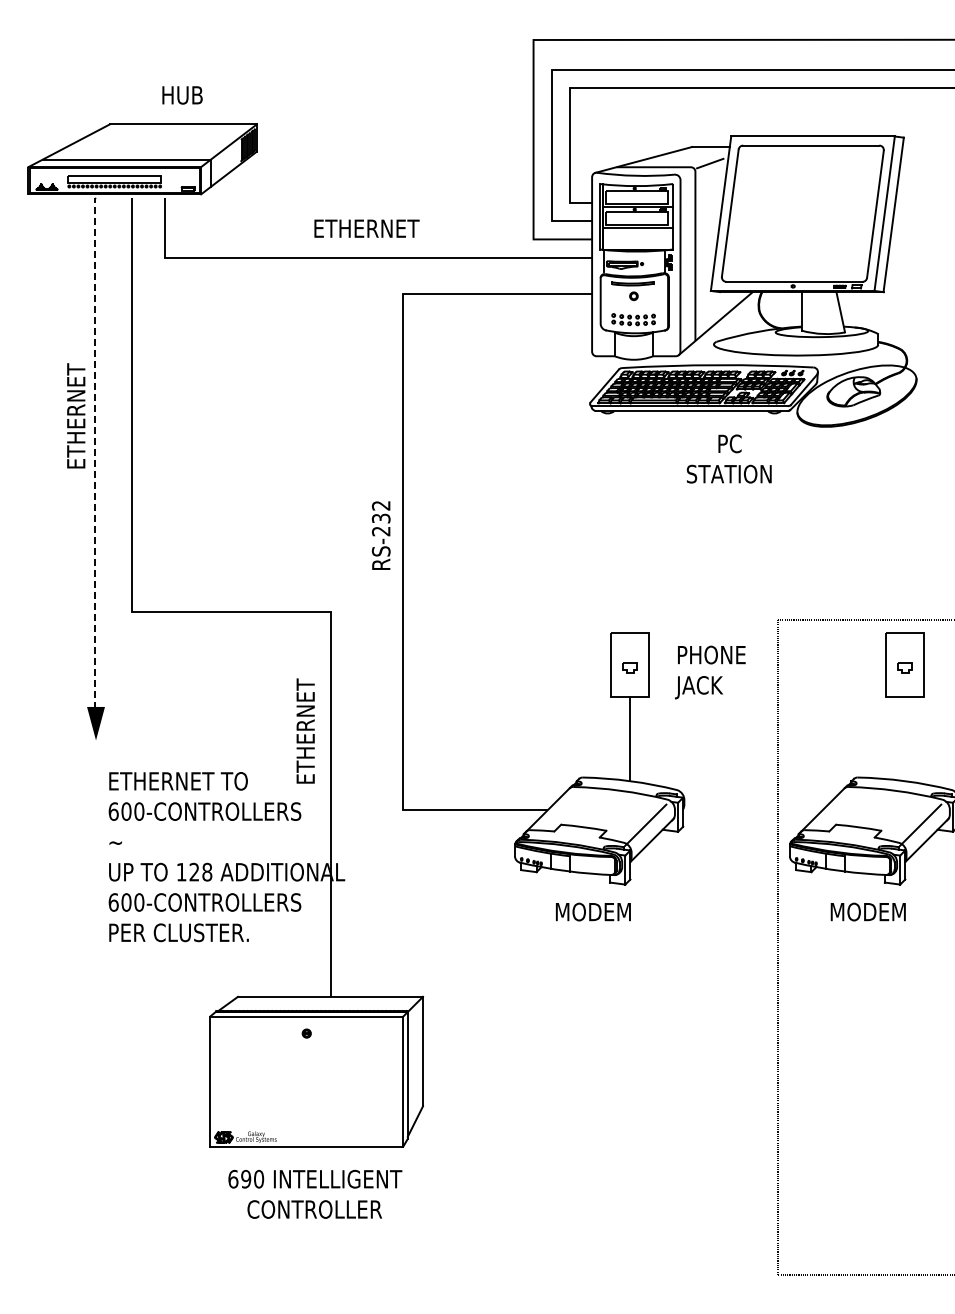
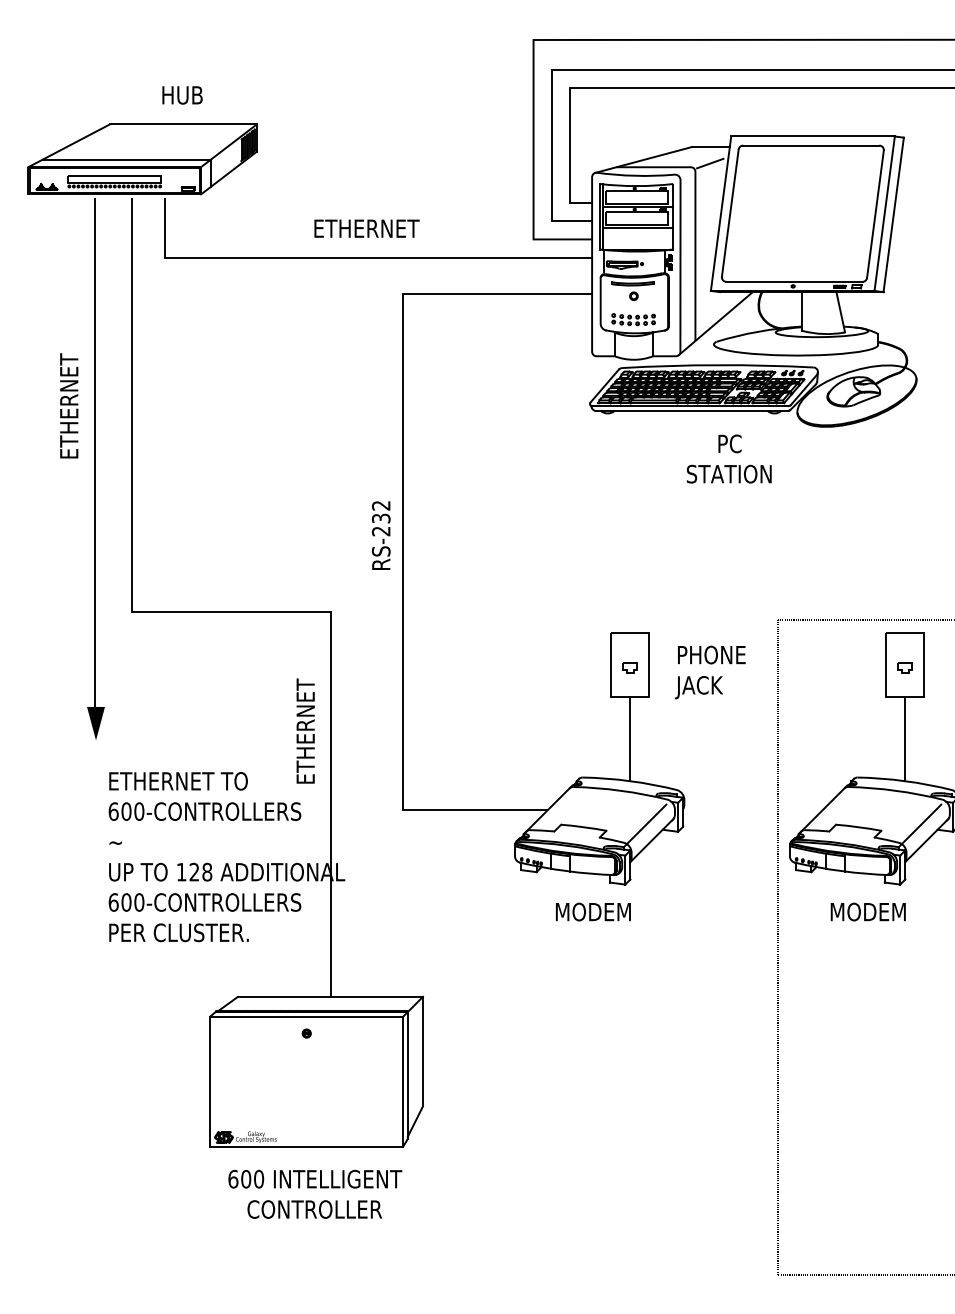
text position: (76, 415) -> (69, 405) (69, 405)
line: dashed -> solid (95, 452)
line: none -> present (905, 739)
text: 690 -> 600 (246, 1179)
